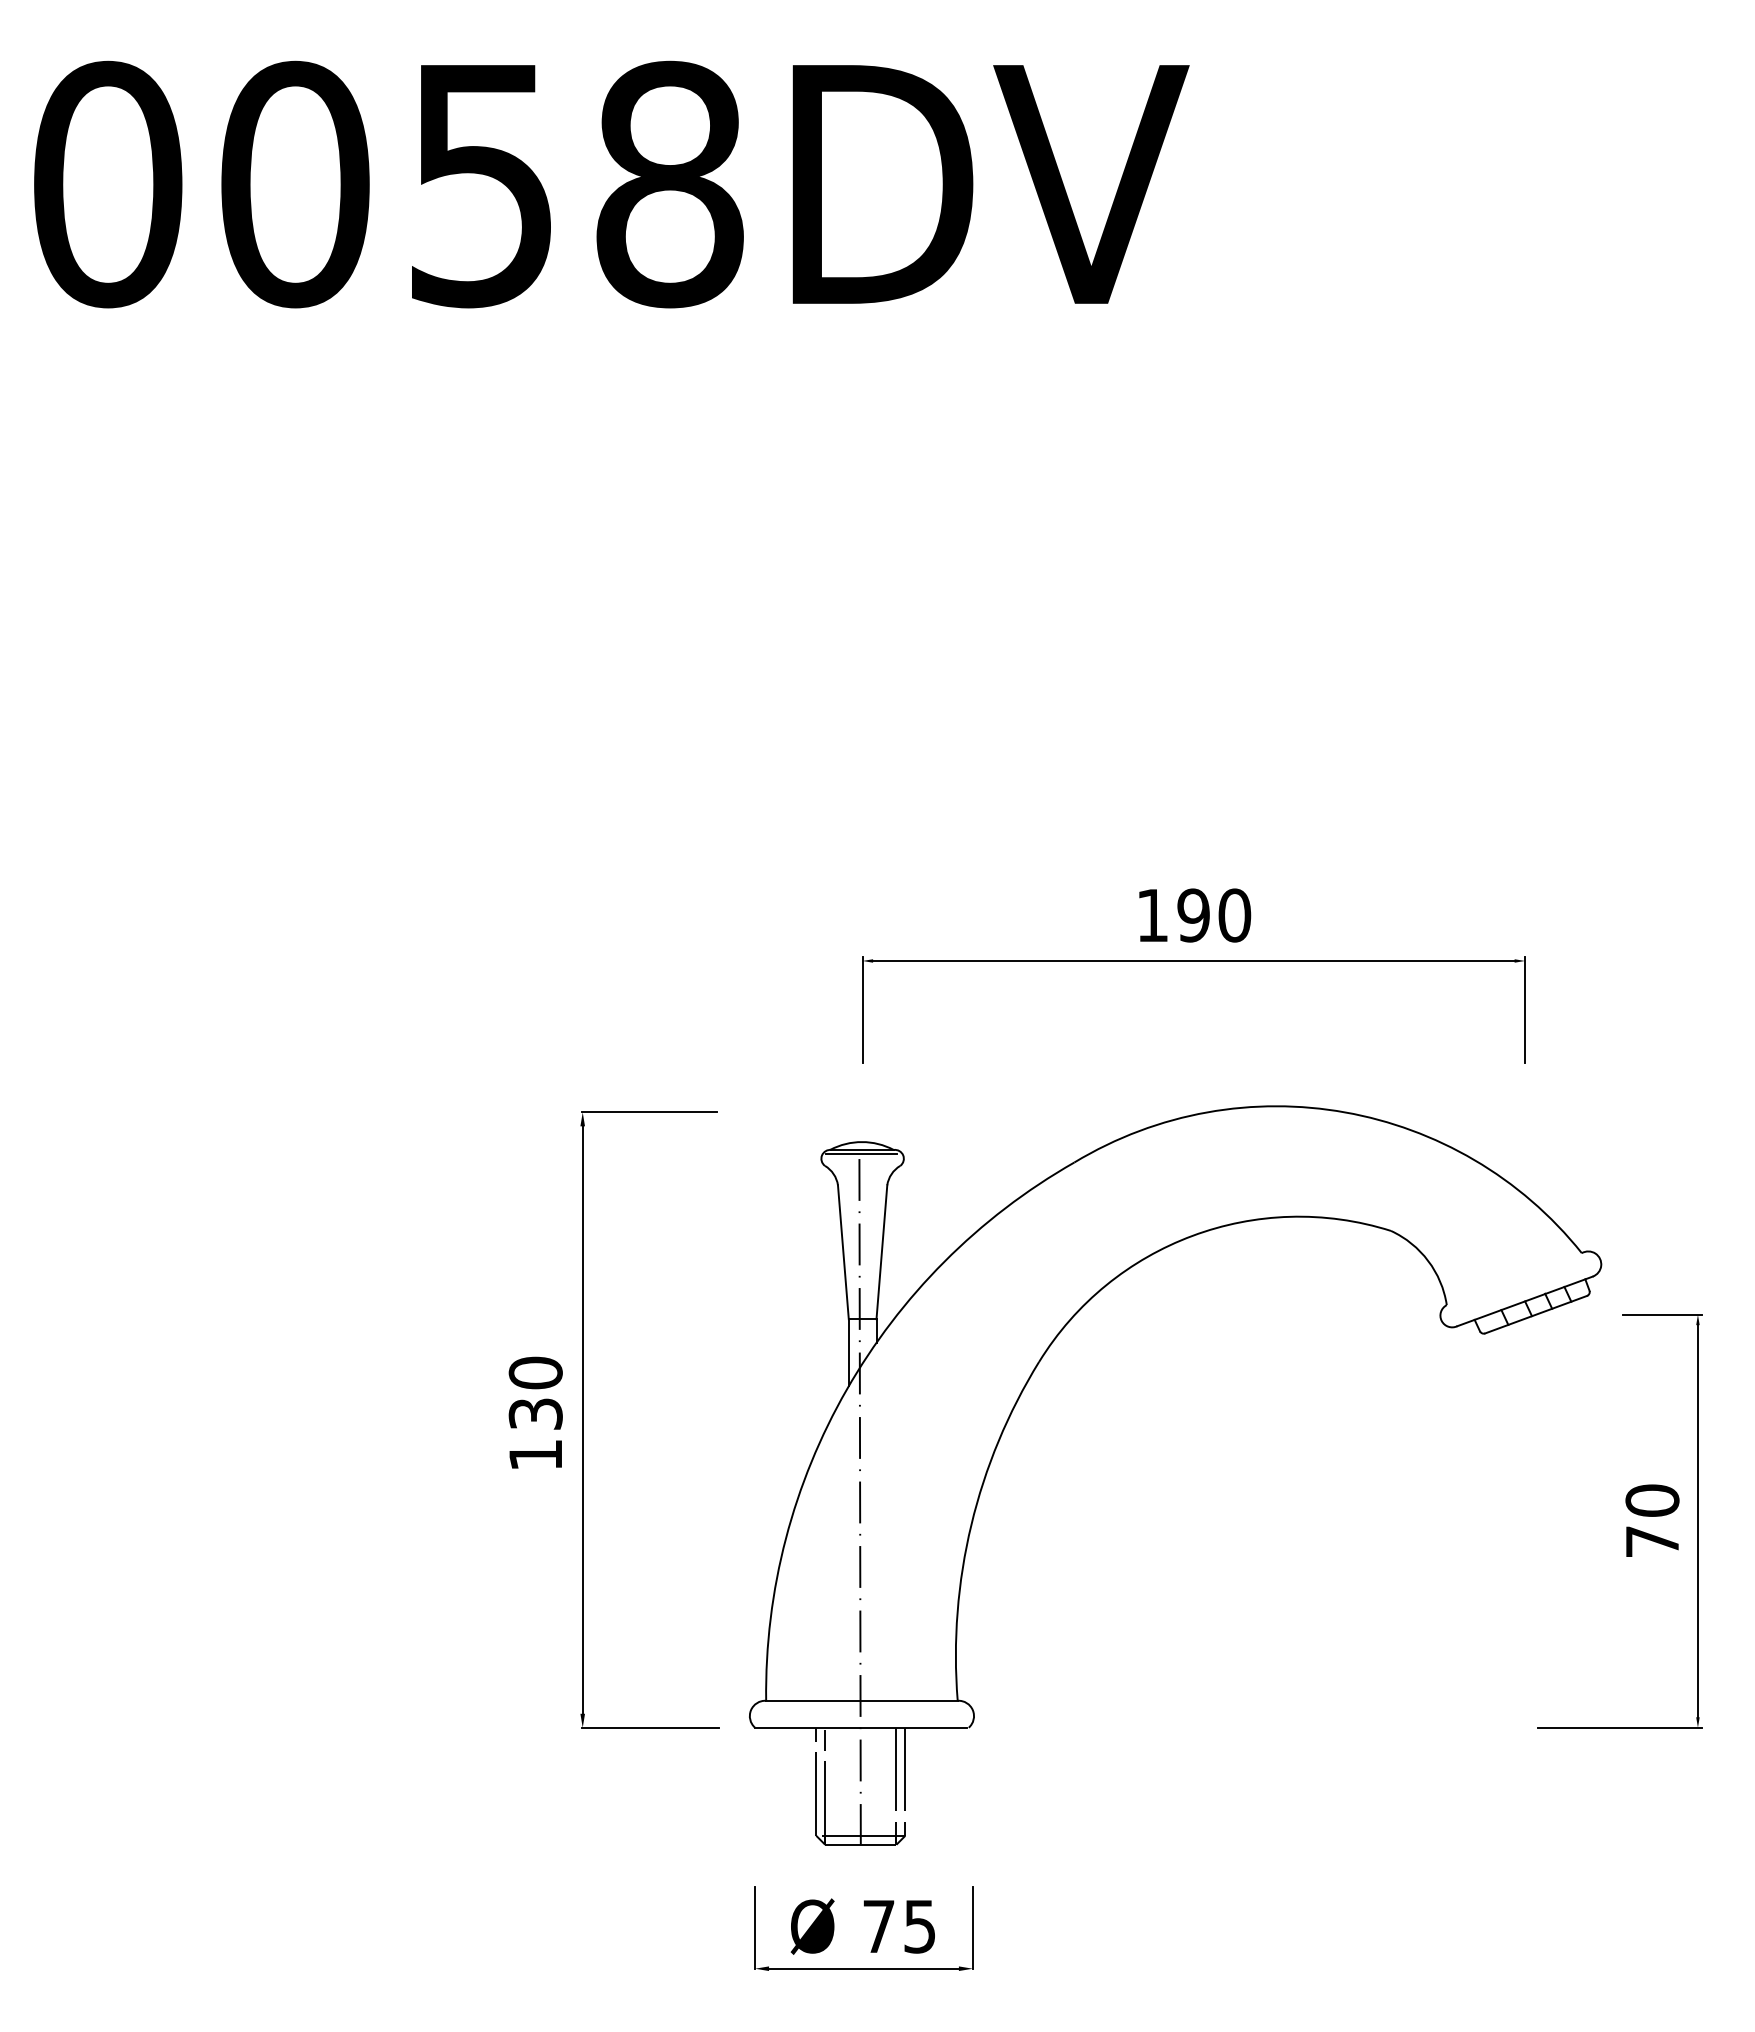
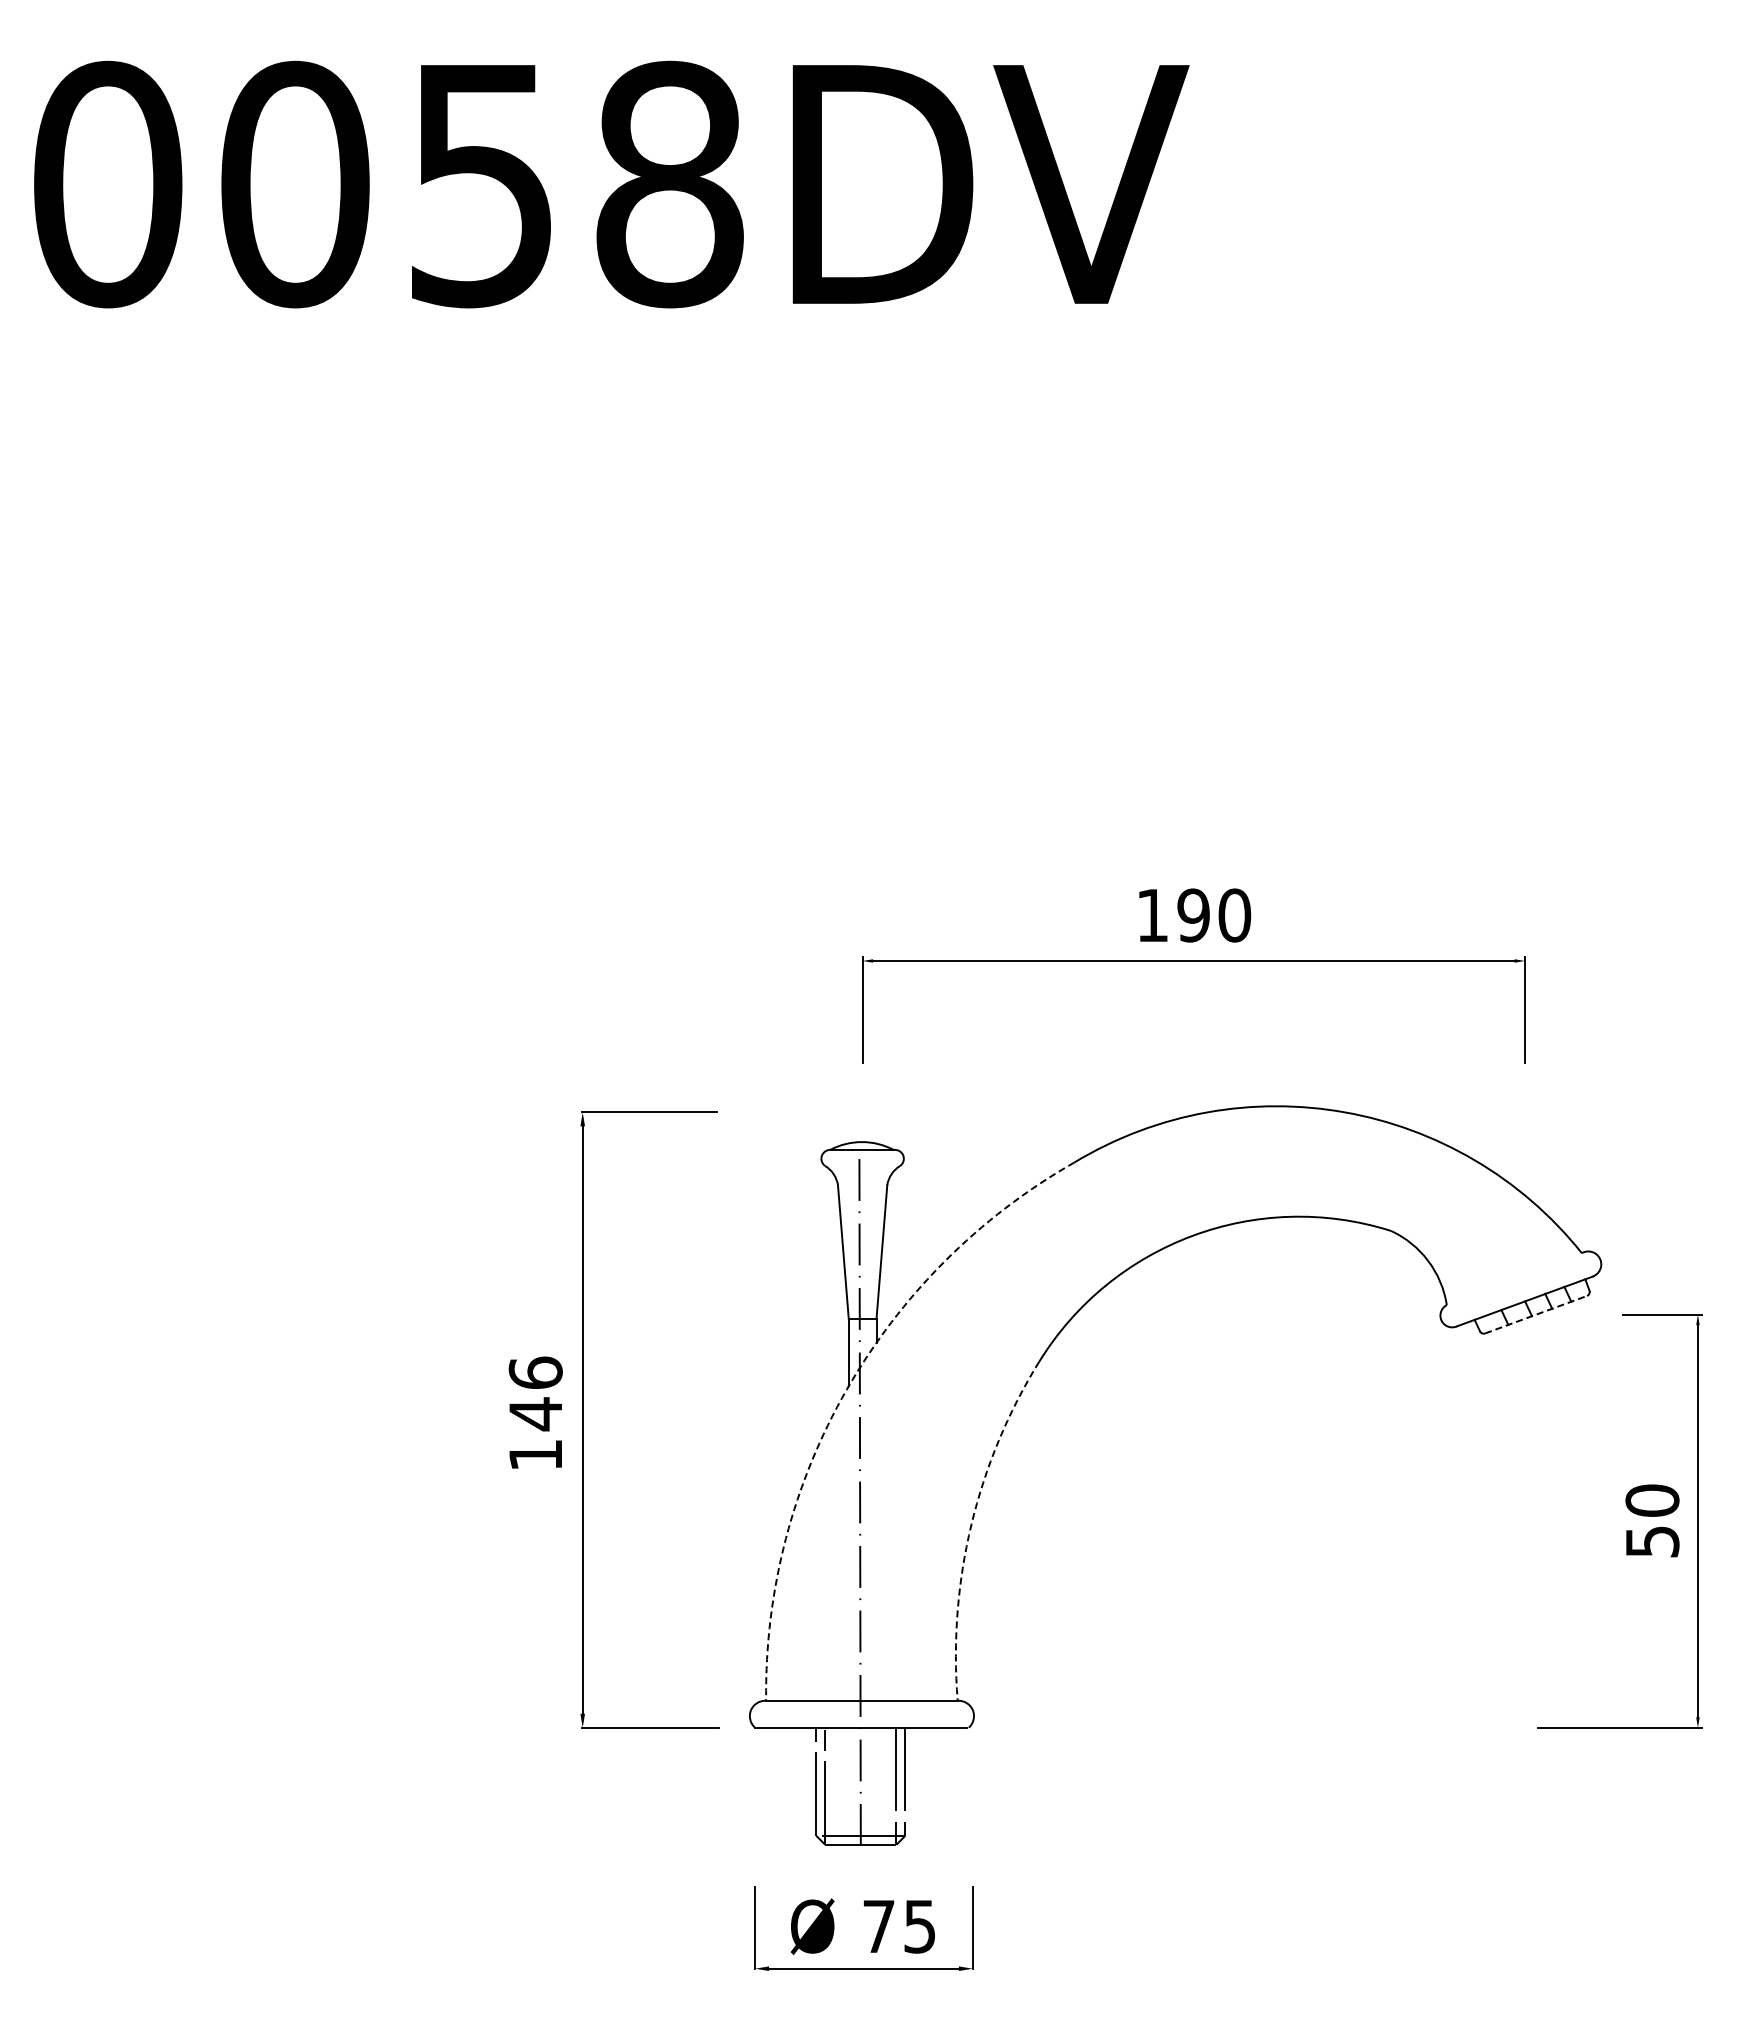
line: present -> none (861, 1154)
line: solid -> dashed (1536, 1314)
arc: solid -> dashed (846, 1389)
text: 130 -> 146 (535, 1393)
arc: solid -> dashed (971, 1524)
text: 70 -> 50 (1652, 1541)
